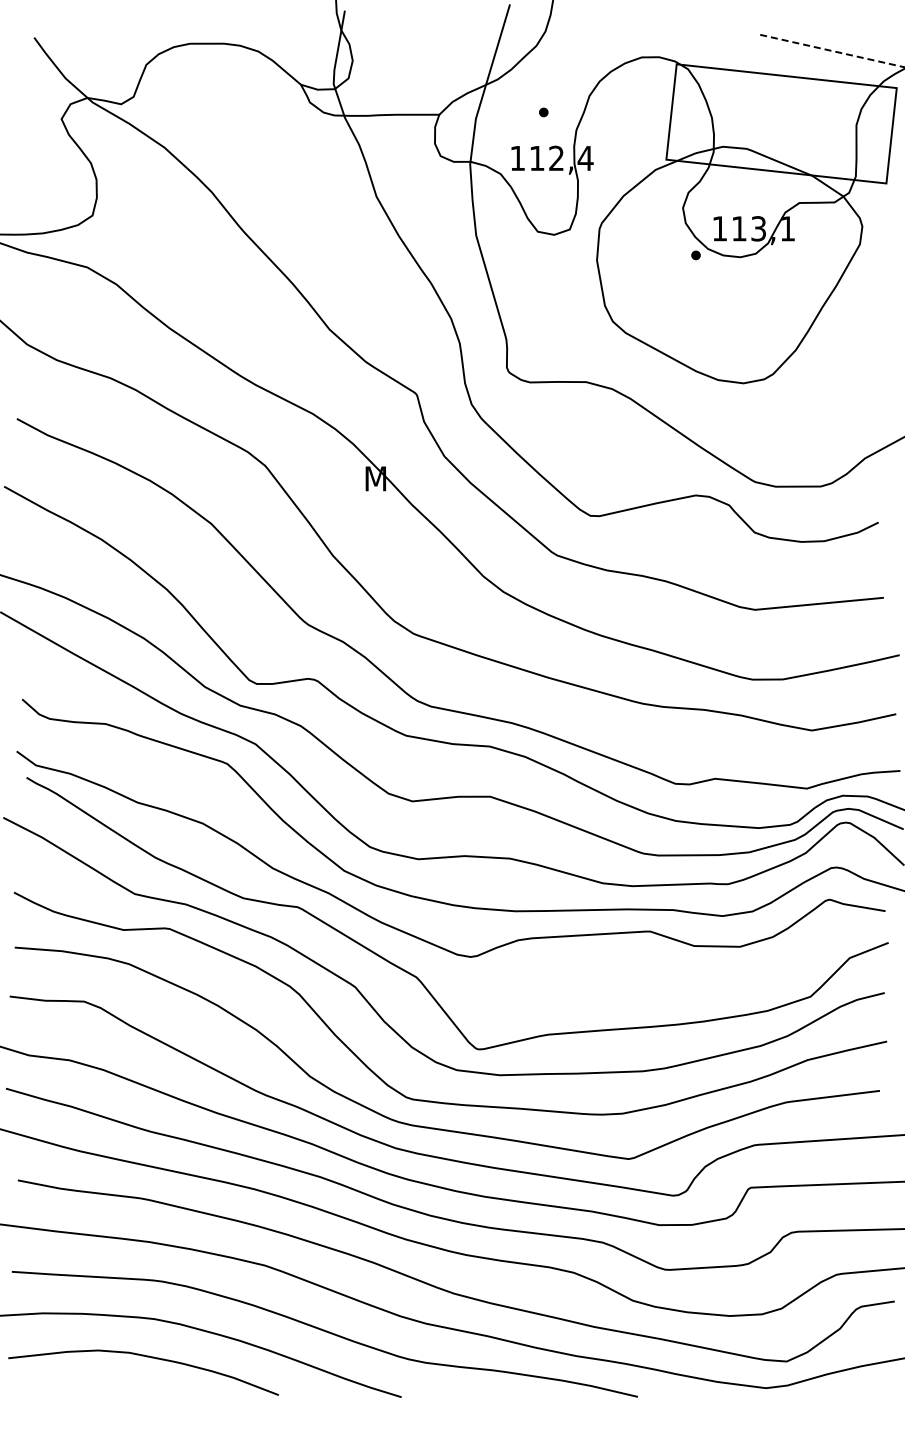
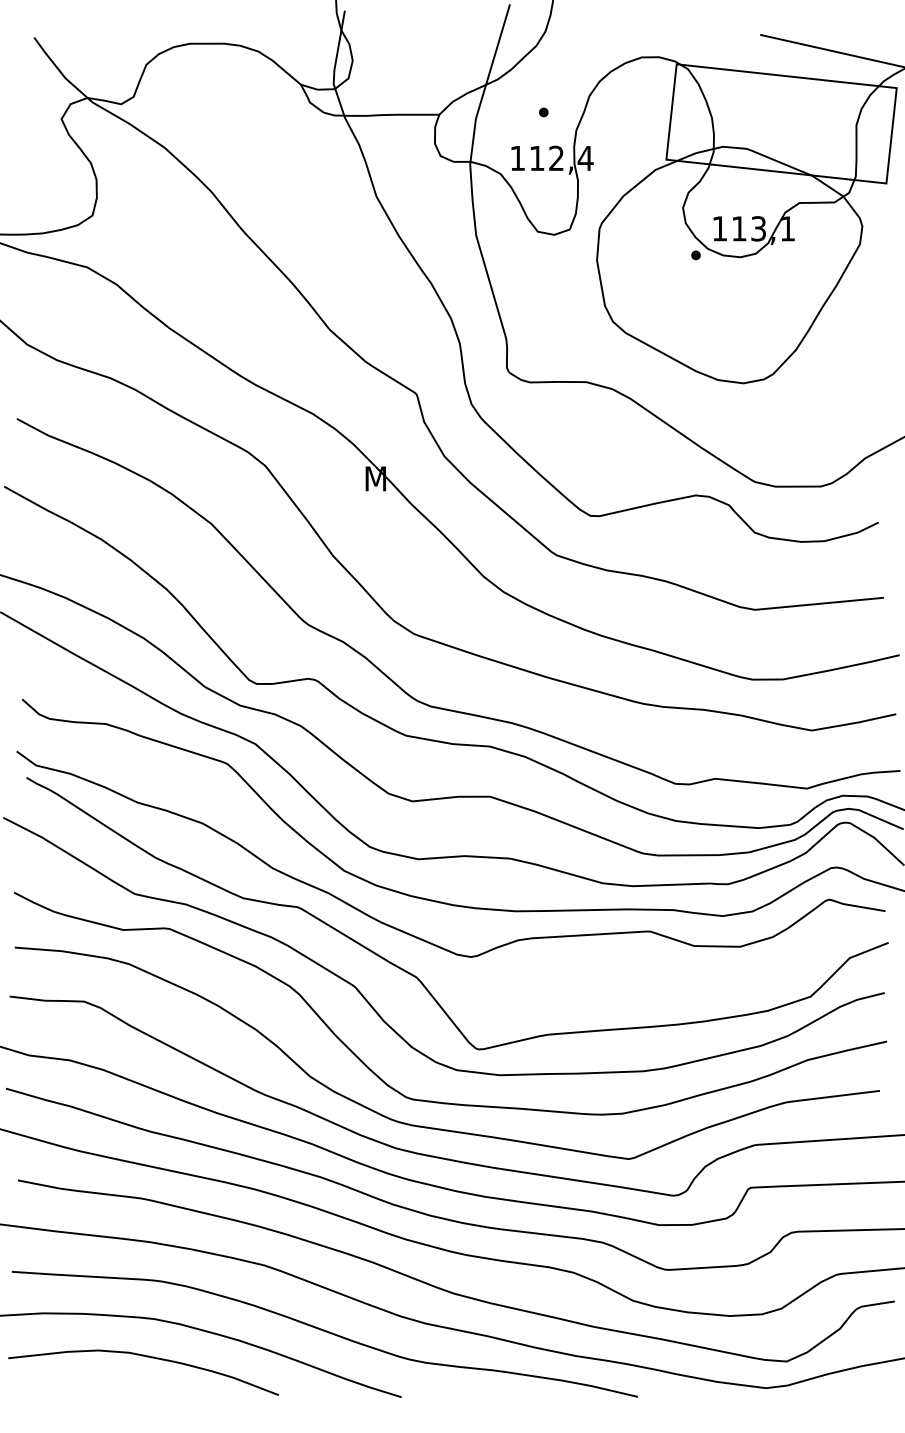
line: dashed -> solid (832, 51)
